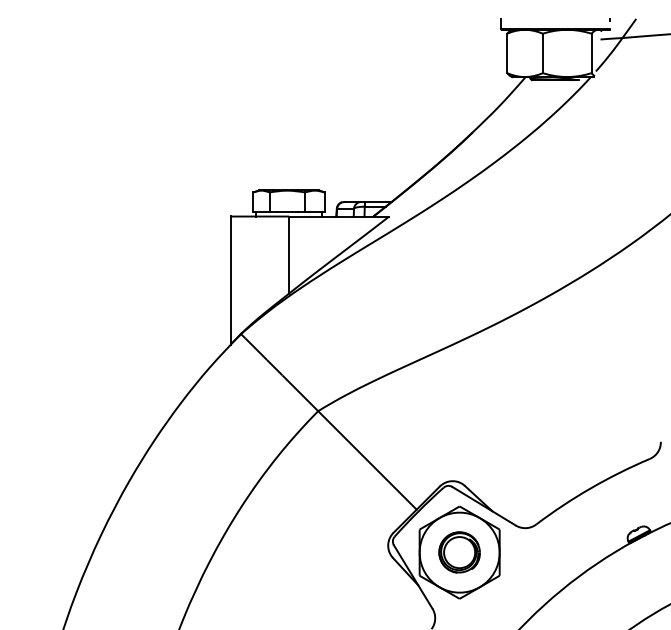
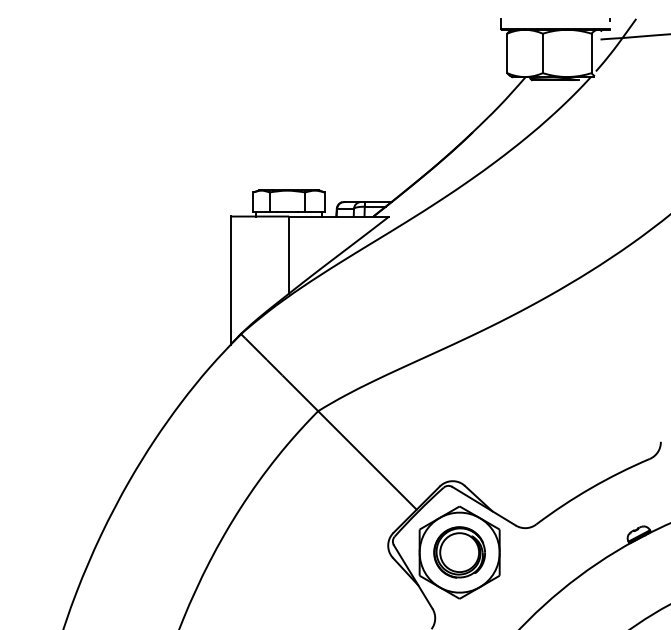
part size: 43x43 px -> 53x53 px (459, 552)
